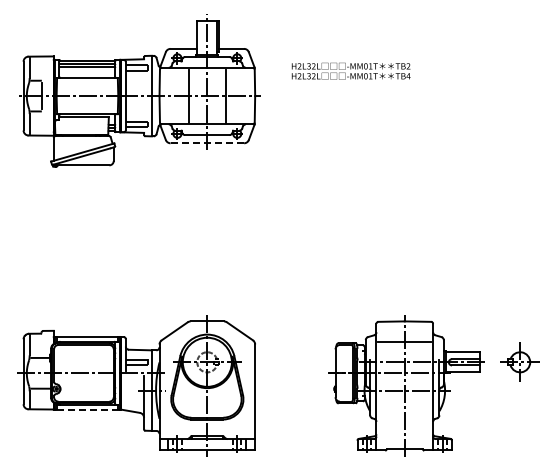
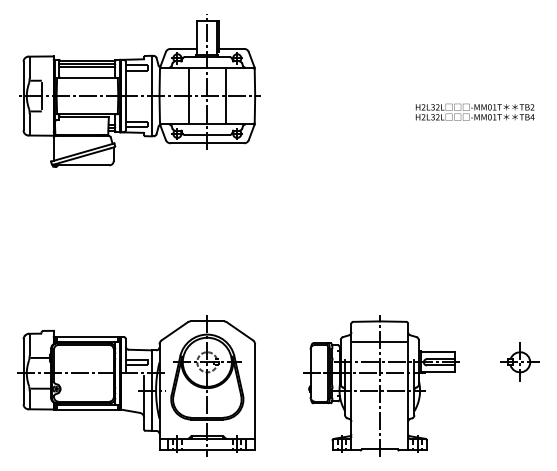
text position: (350, 70) -> (474, 111) (474, 111)
line: dashed -> solid (207, 143)
part position: (406, 385) -> (381, 385) (381, 385)
line: dashed -> solid (87, 409)
